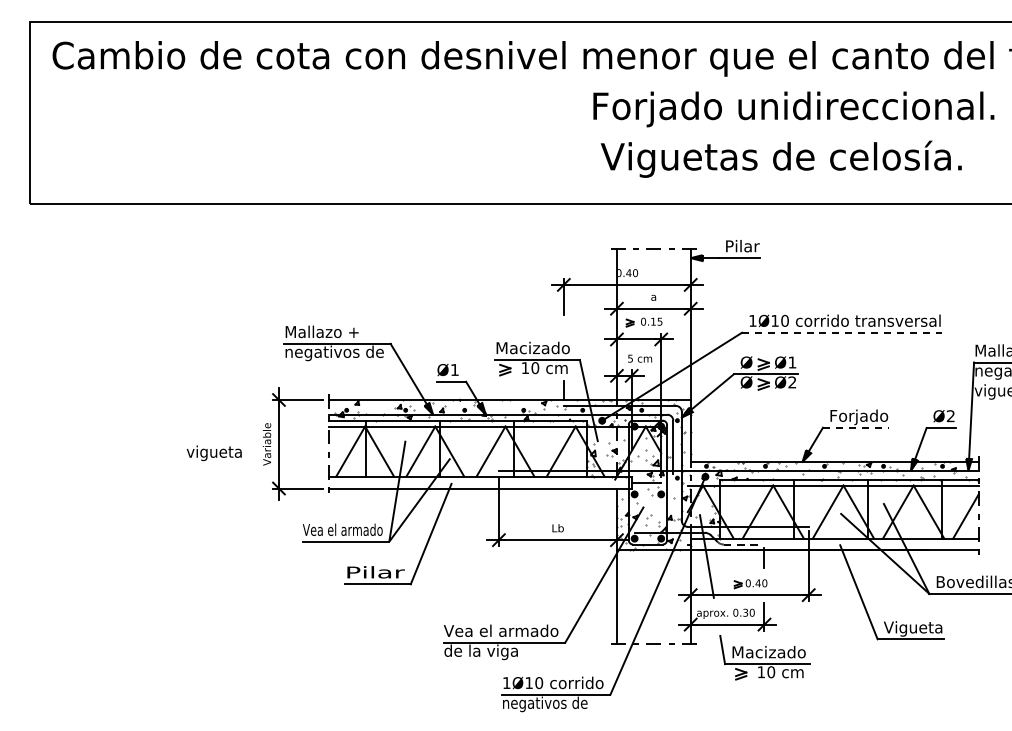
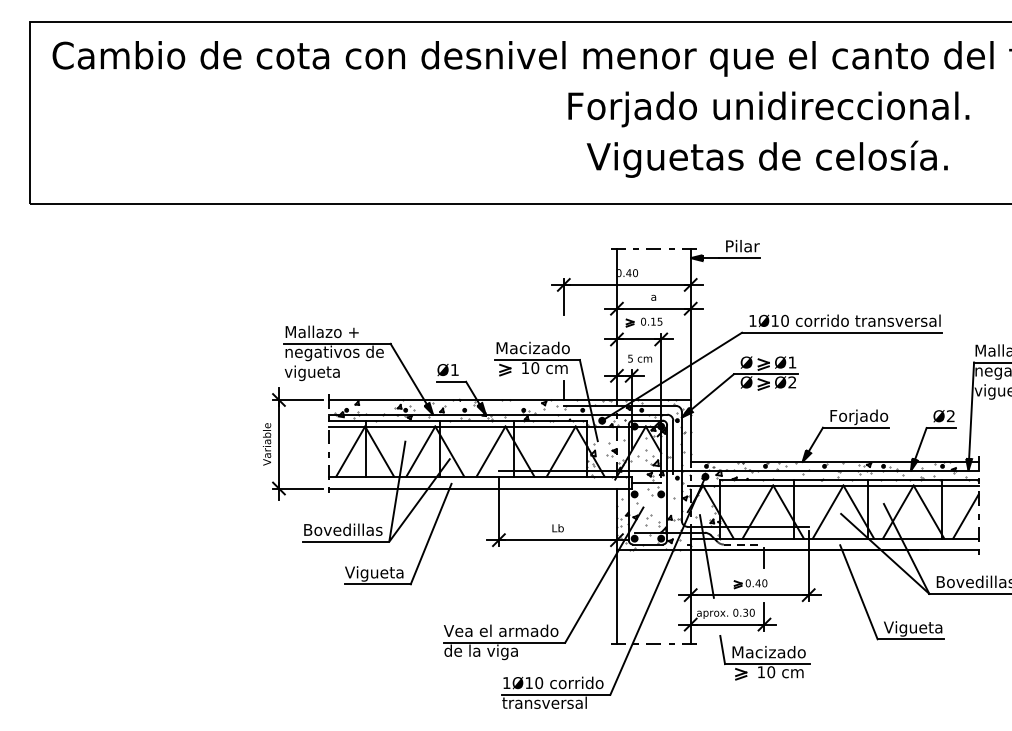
text position: (793, 109) -> (768, 109) (768, 109)
text position: (780, 158) -> (766, 158) (766, 158)
line: dashed -> solid (842, 332)
line: dashed -> solid (856, 427)
text position: (213, 453) -> (311, 373) (311, 373)
text: Vea el armado -> Bovedillas (342, 529)
text: Pilar -> Vigueta (374, 573)
text: negativos de -> transversal (544, 704)
